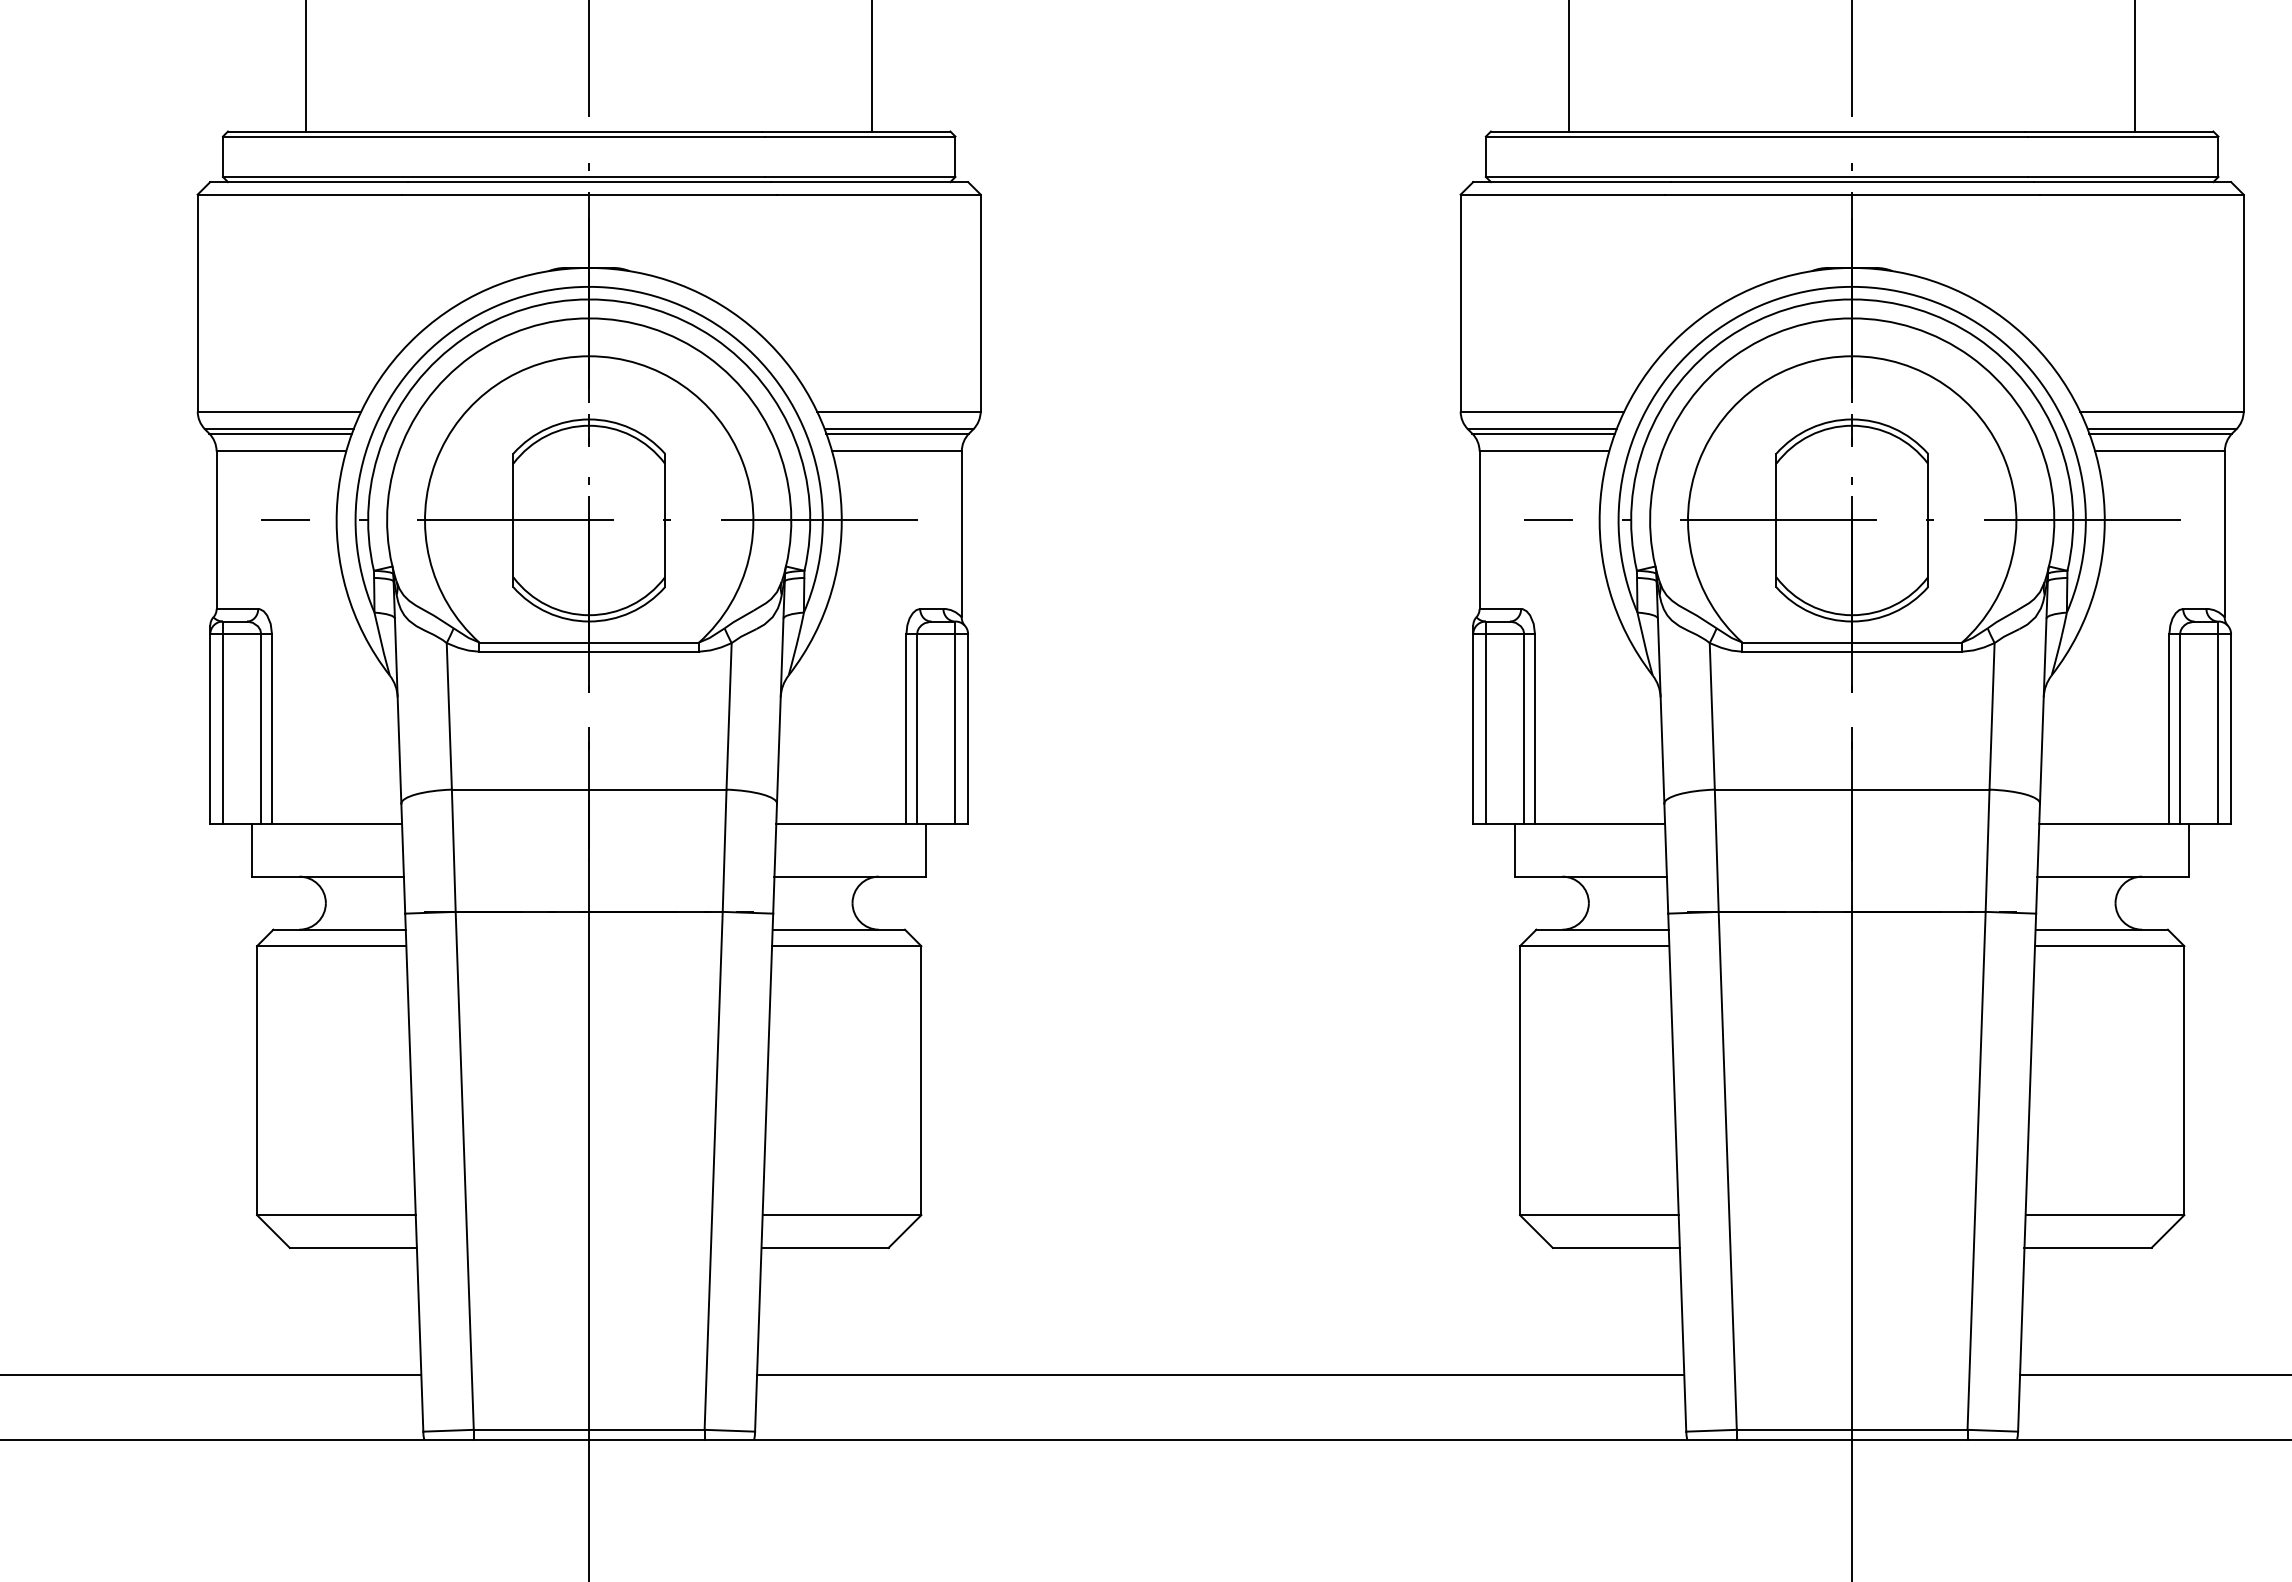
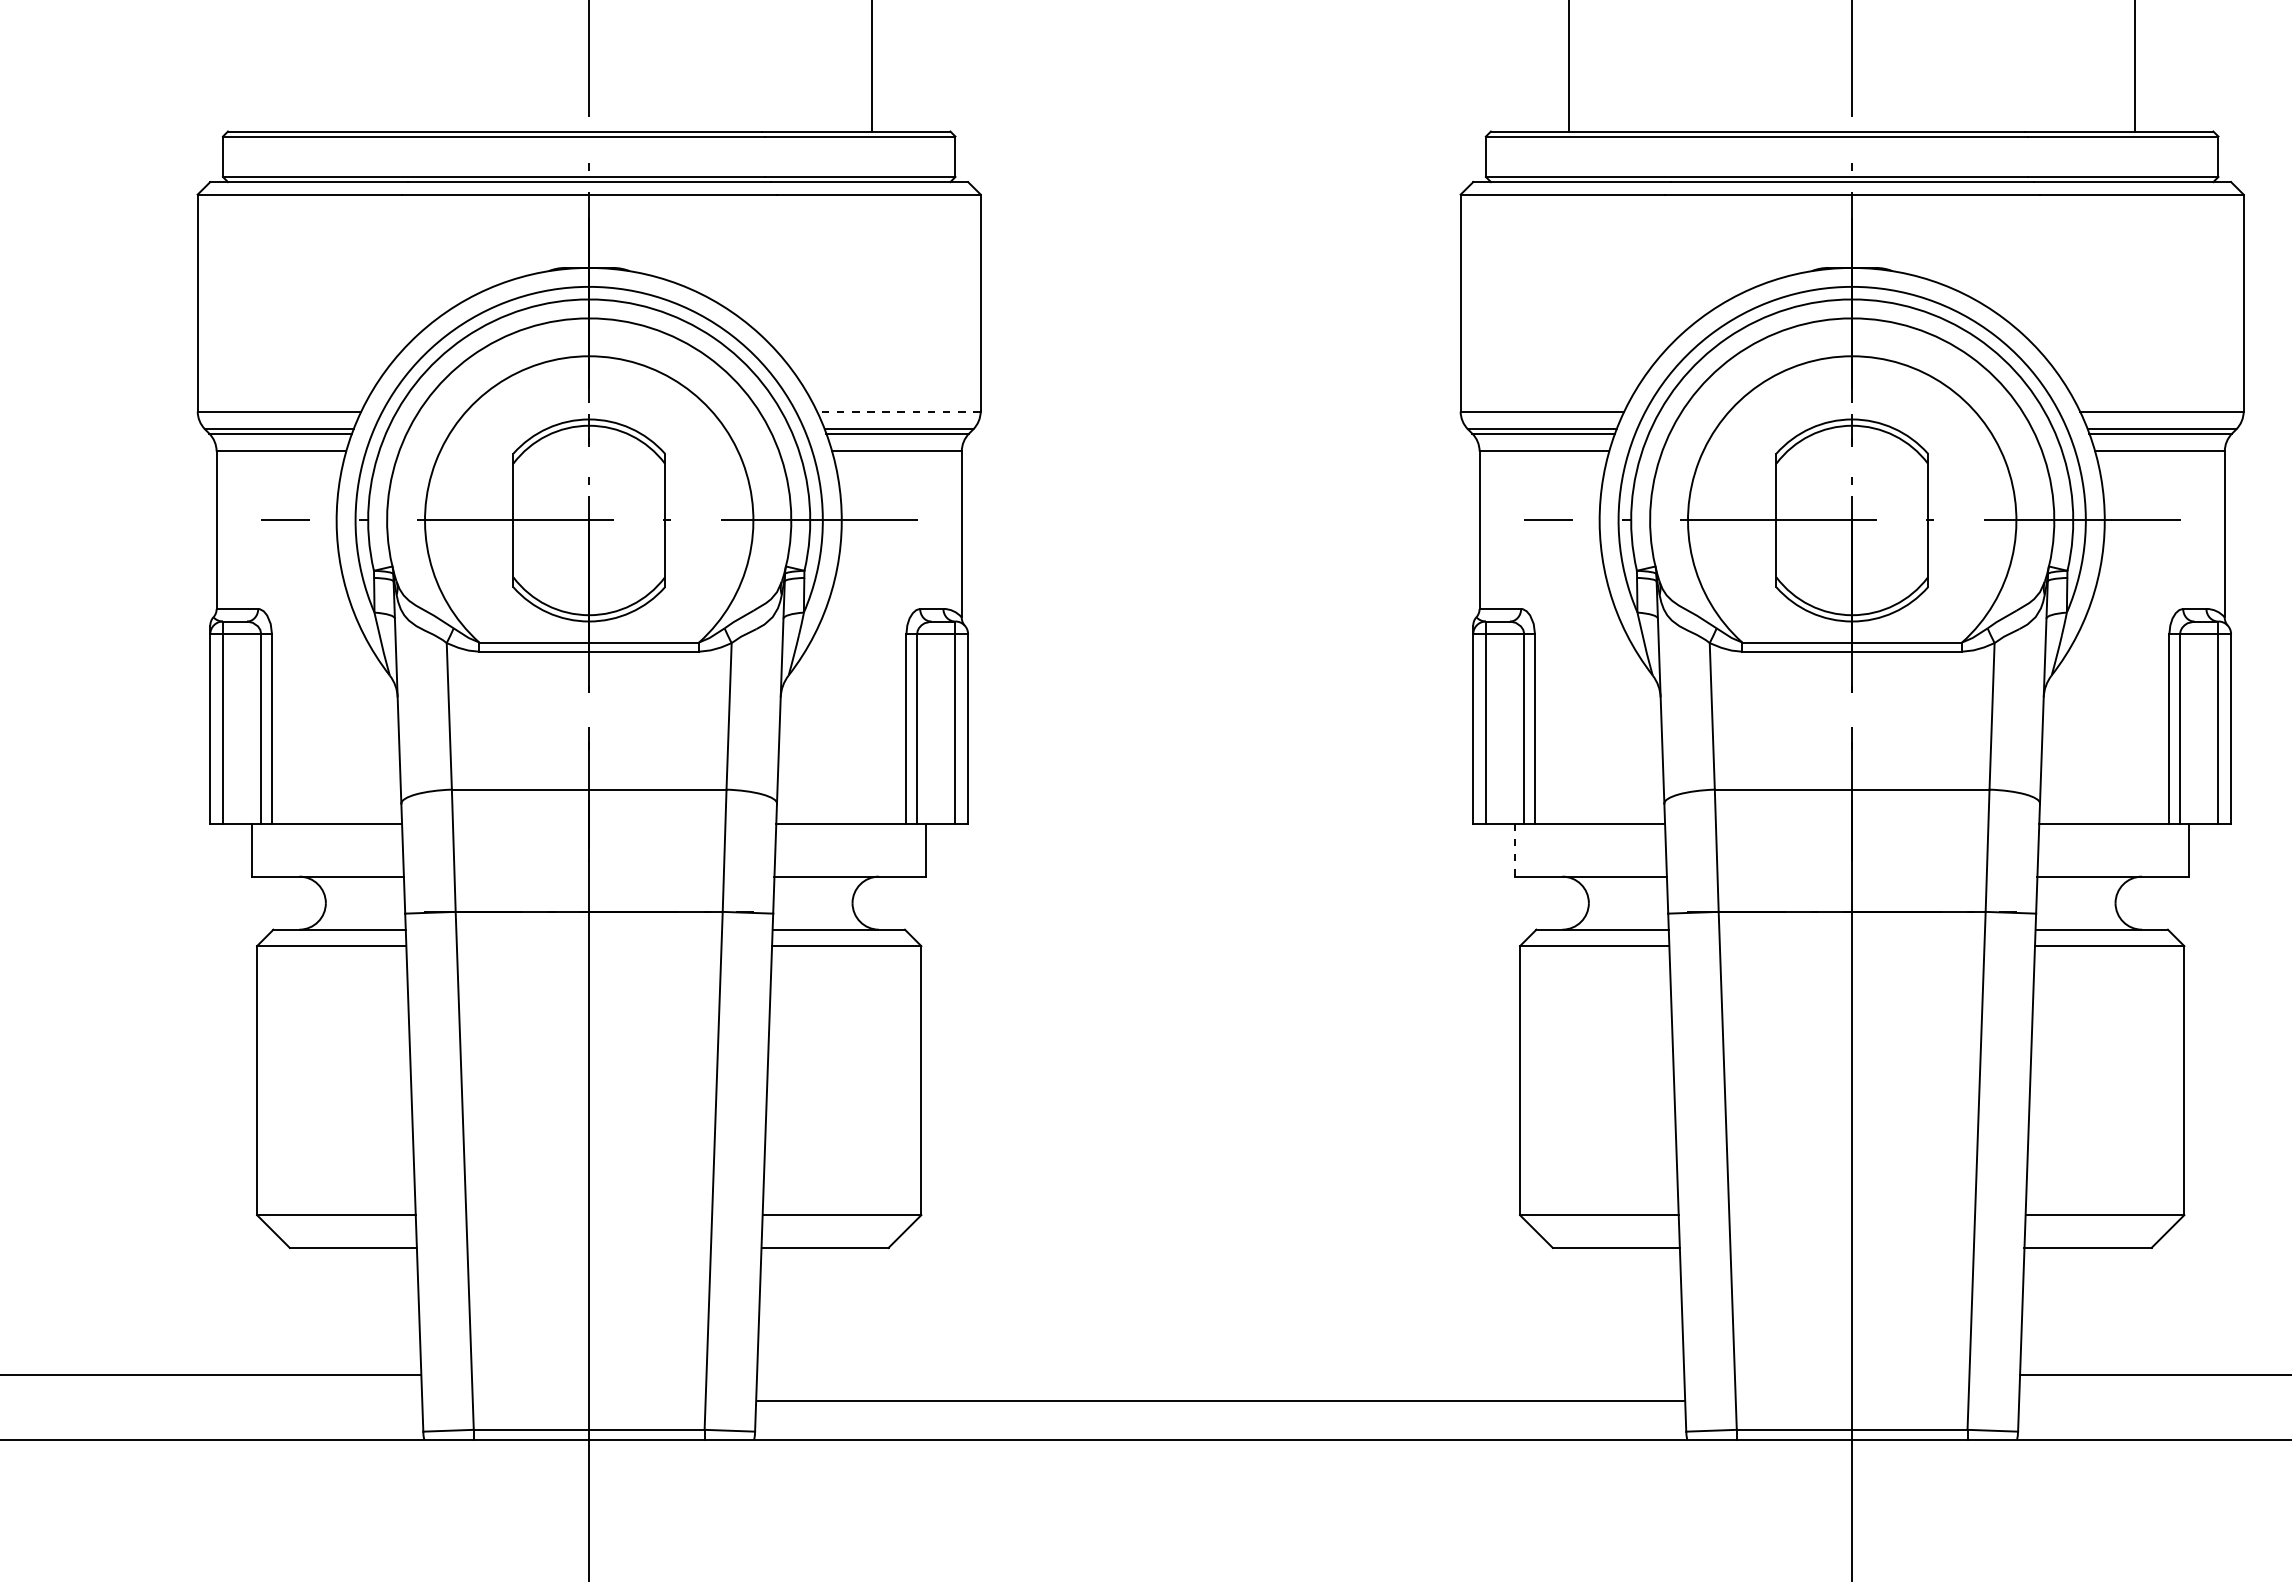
line: present -> none (306, 66)
line: solid -> dashed (898, 411)
line: solid -> dashed (1515, 850)
line position: (1220, 1374) -> (1220, 1400) (1220, 1400)
